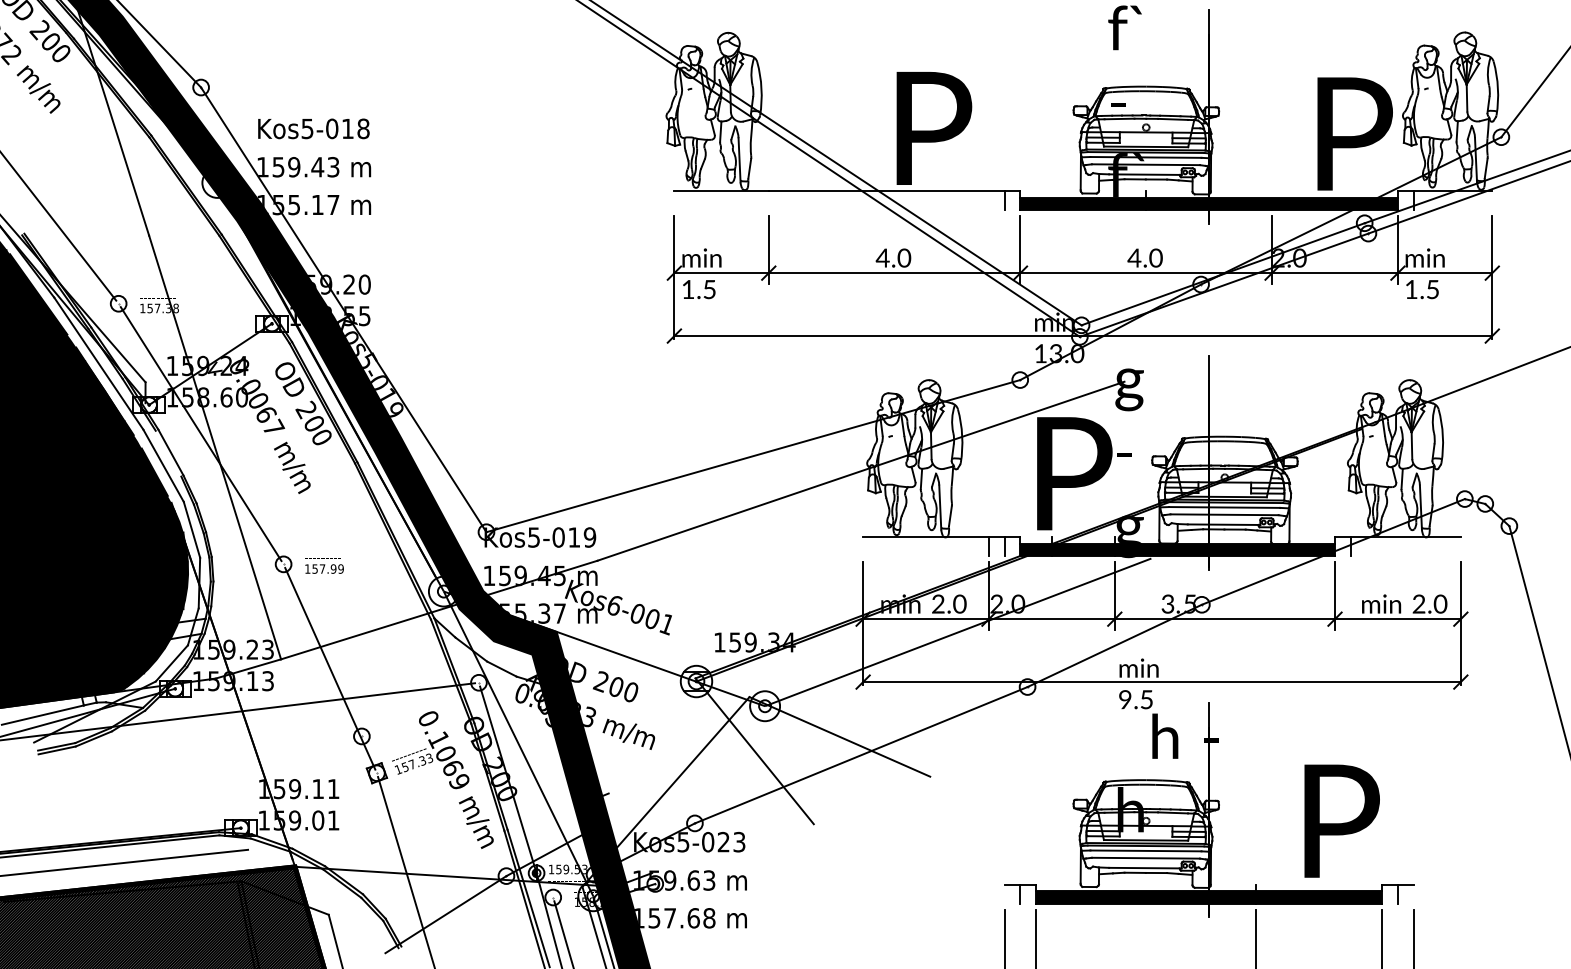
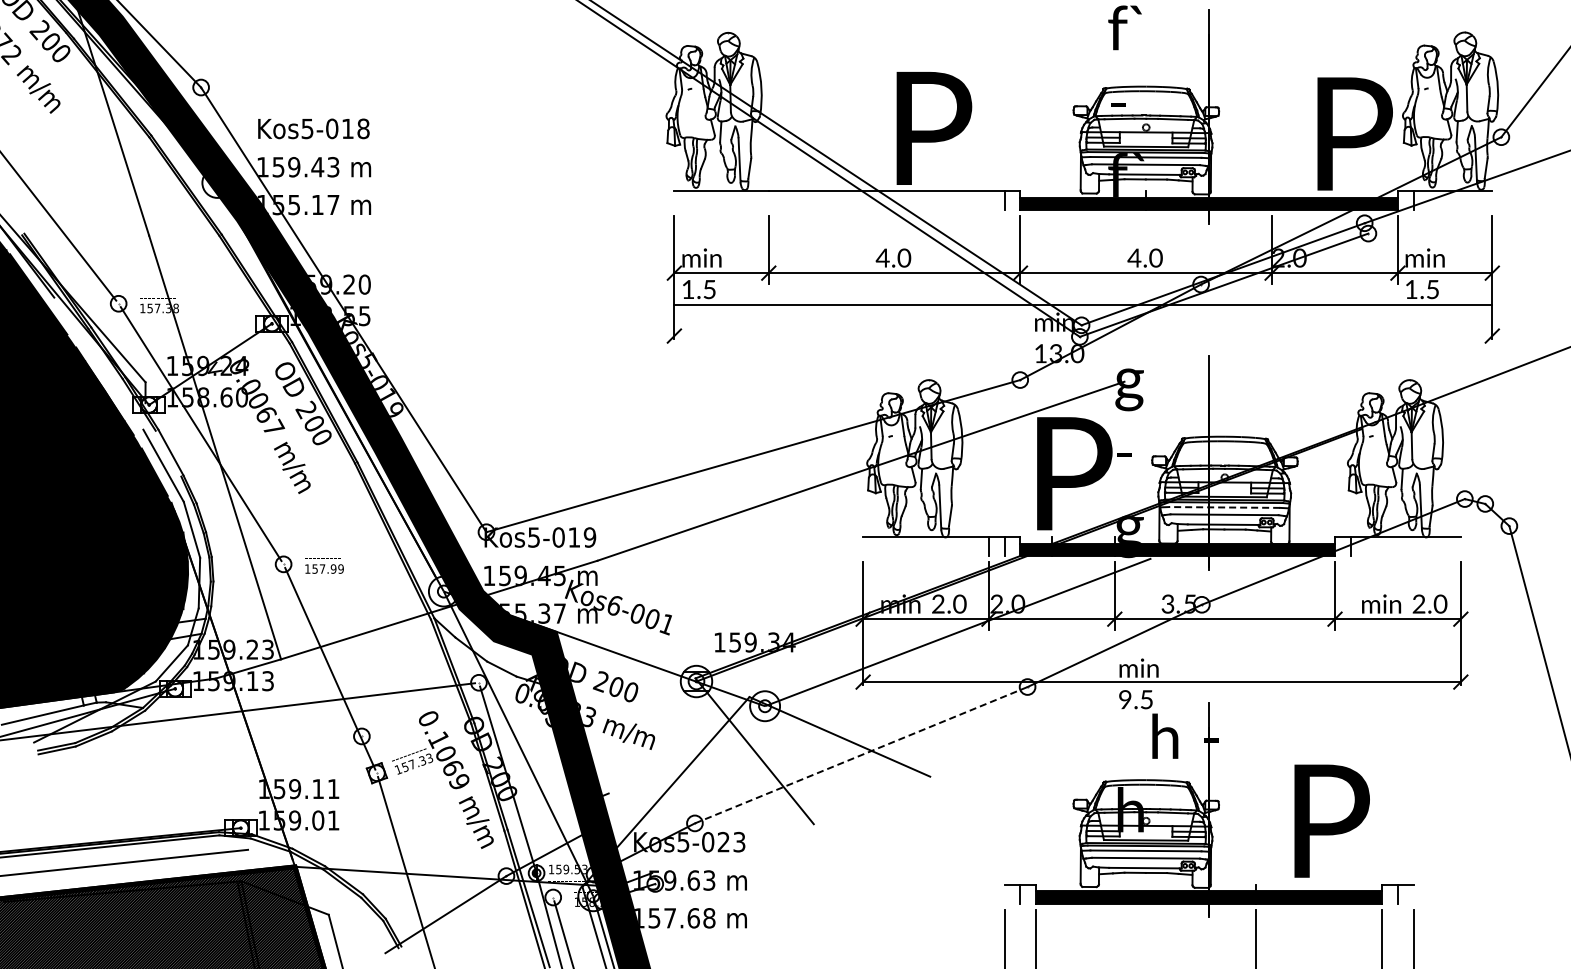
line: present -> none (1467, 197)
line position: (1083, 336) -> (1083, 305) (1083, 305)
line: present -> none (98, 363)
line: solid -> dashed (1224, 507)
line: solid -> dashed (861, 755)
text position: (1341, 820) -> (1331, 820) (1331, 820)
